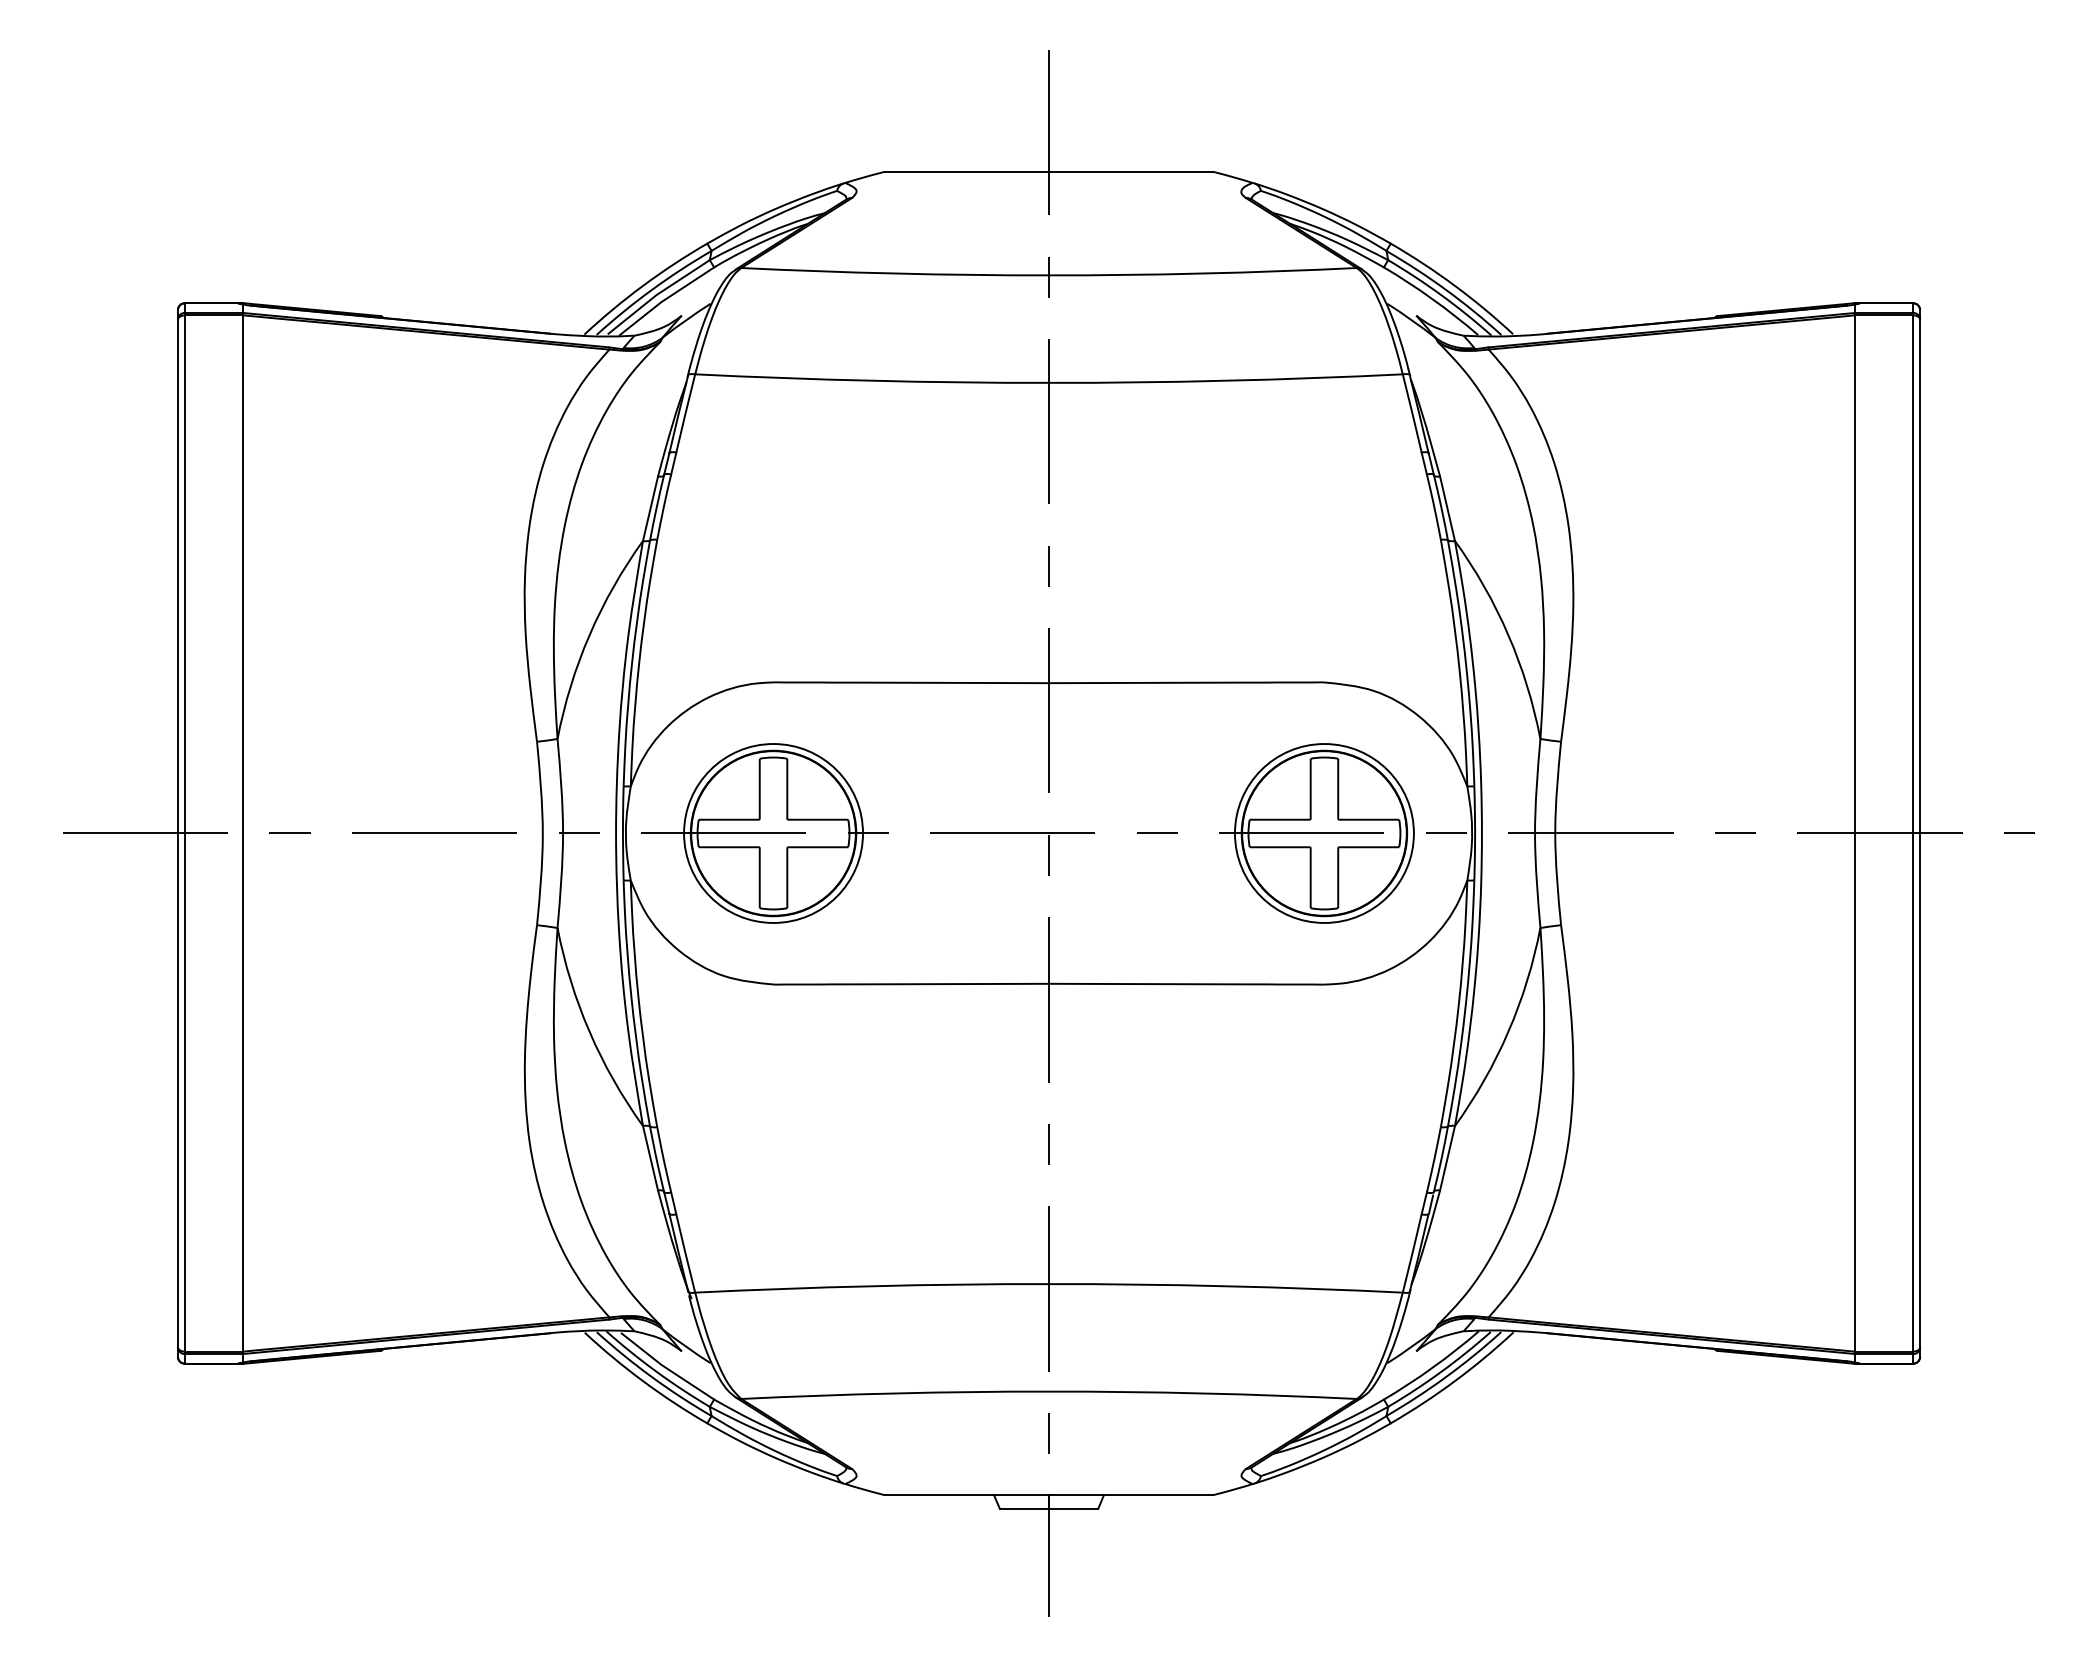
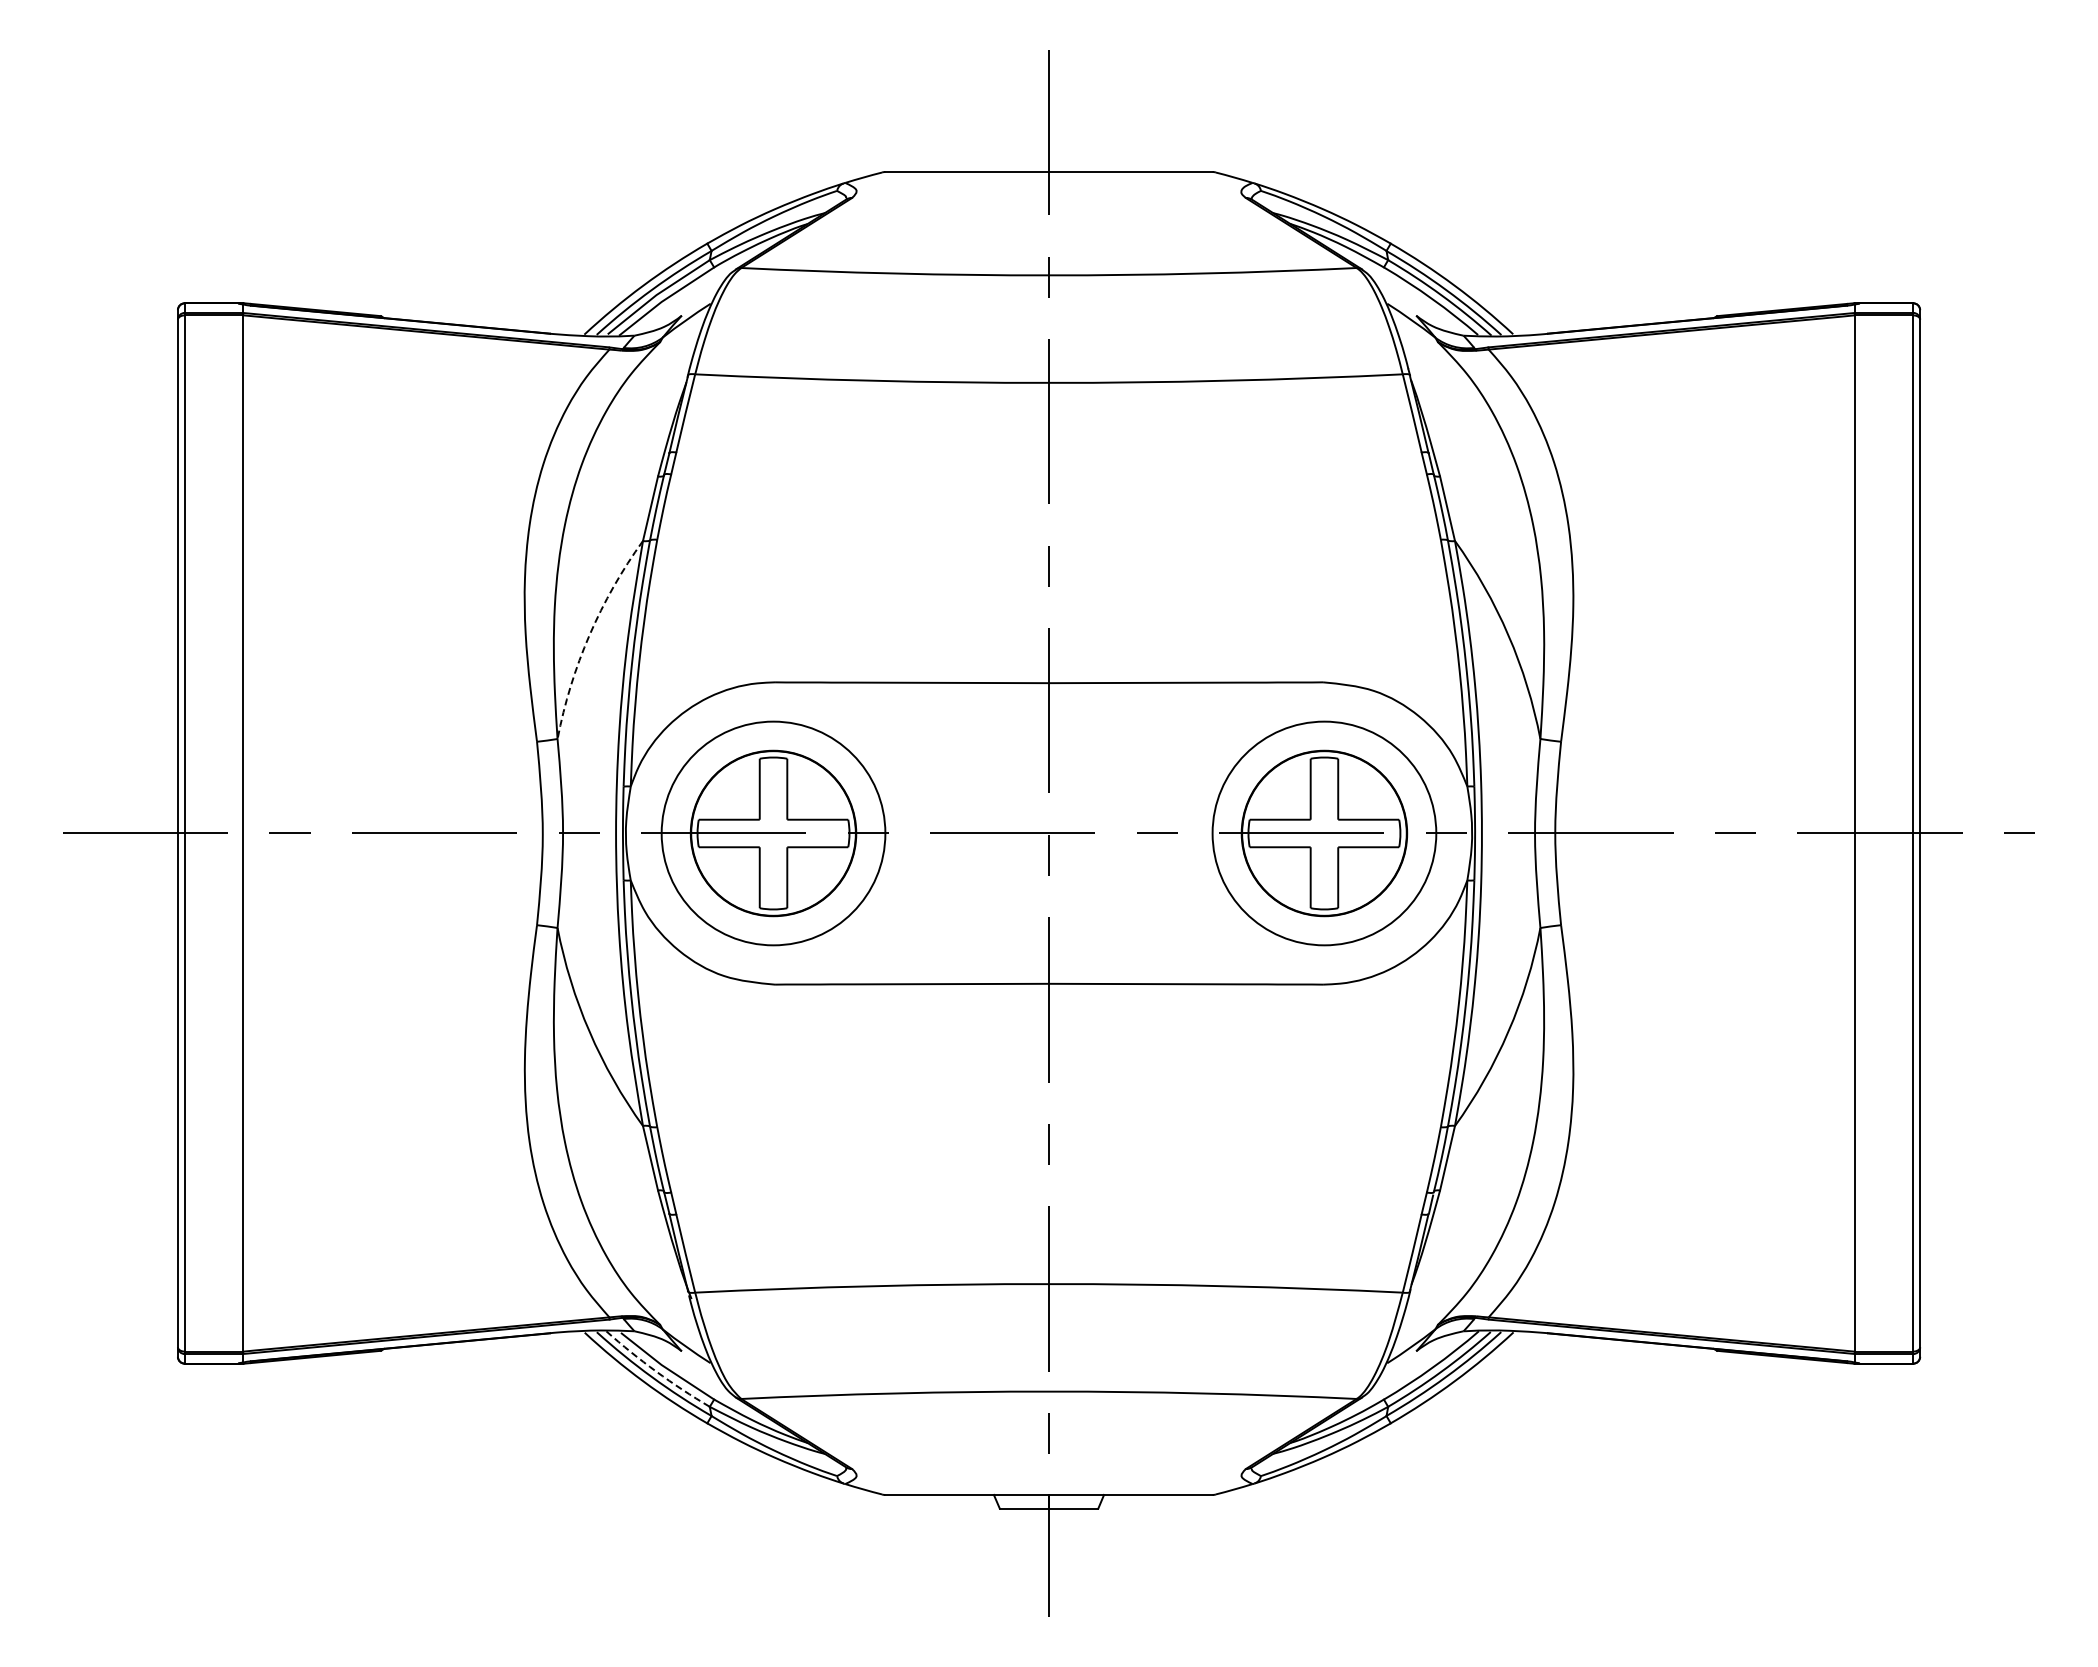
arc: solid -> dashed (589, 635)
circle diameter: 179 px -> 224 px (773, 833)
circle diameter: 179 px -> 224 px (1324, 833)
arc: solid -> dashed (656, 1371)
